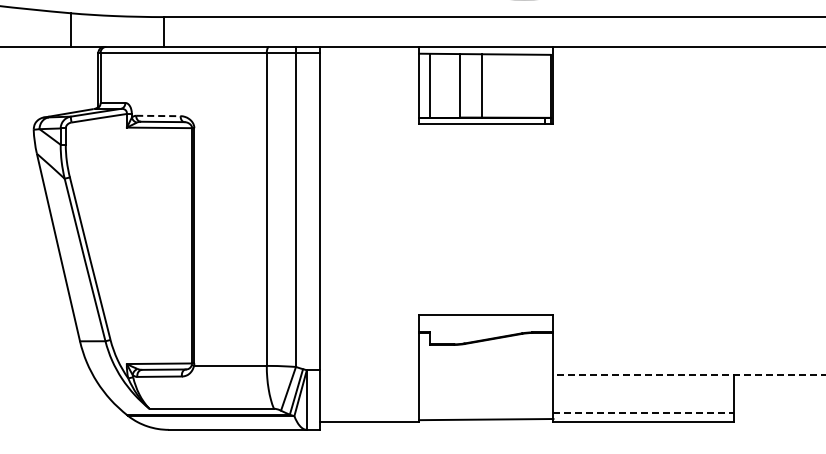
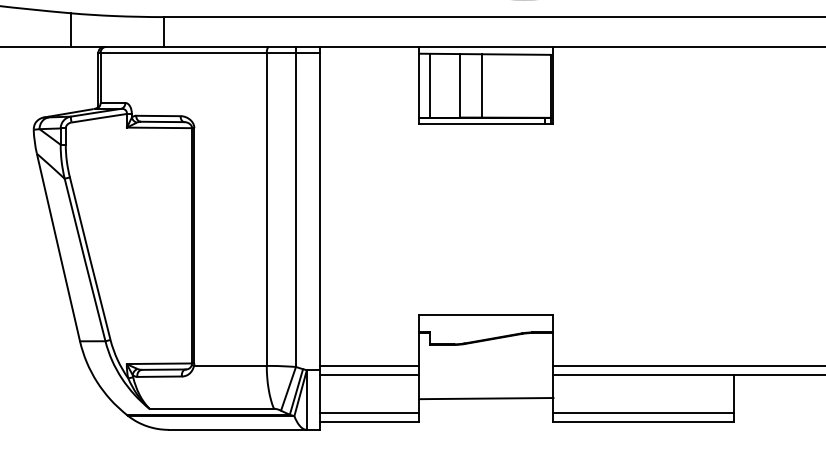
line: dashed -> solid (158, 116)
line: none -> present (369, 365)
line: none -> present (687, 365)
line: none -> present (369, 374)
line: dashed -> solid (689, 374)
line: none -> present (369, 413)
line: dashed -> solid (644, 413)
line position: (486, 419) -> (486, 398) (486, 398)
